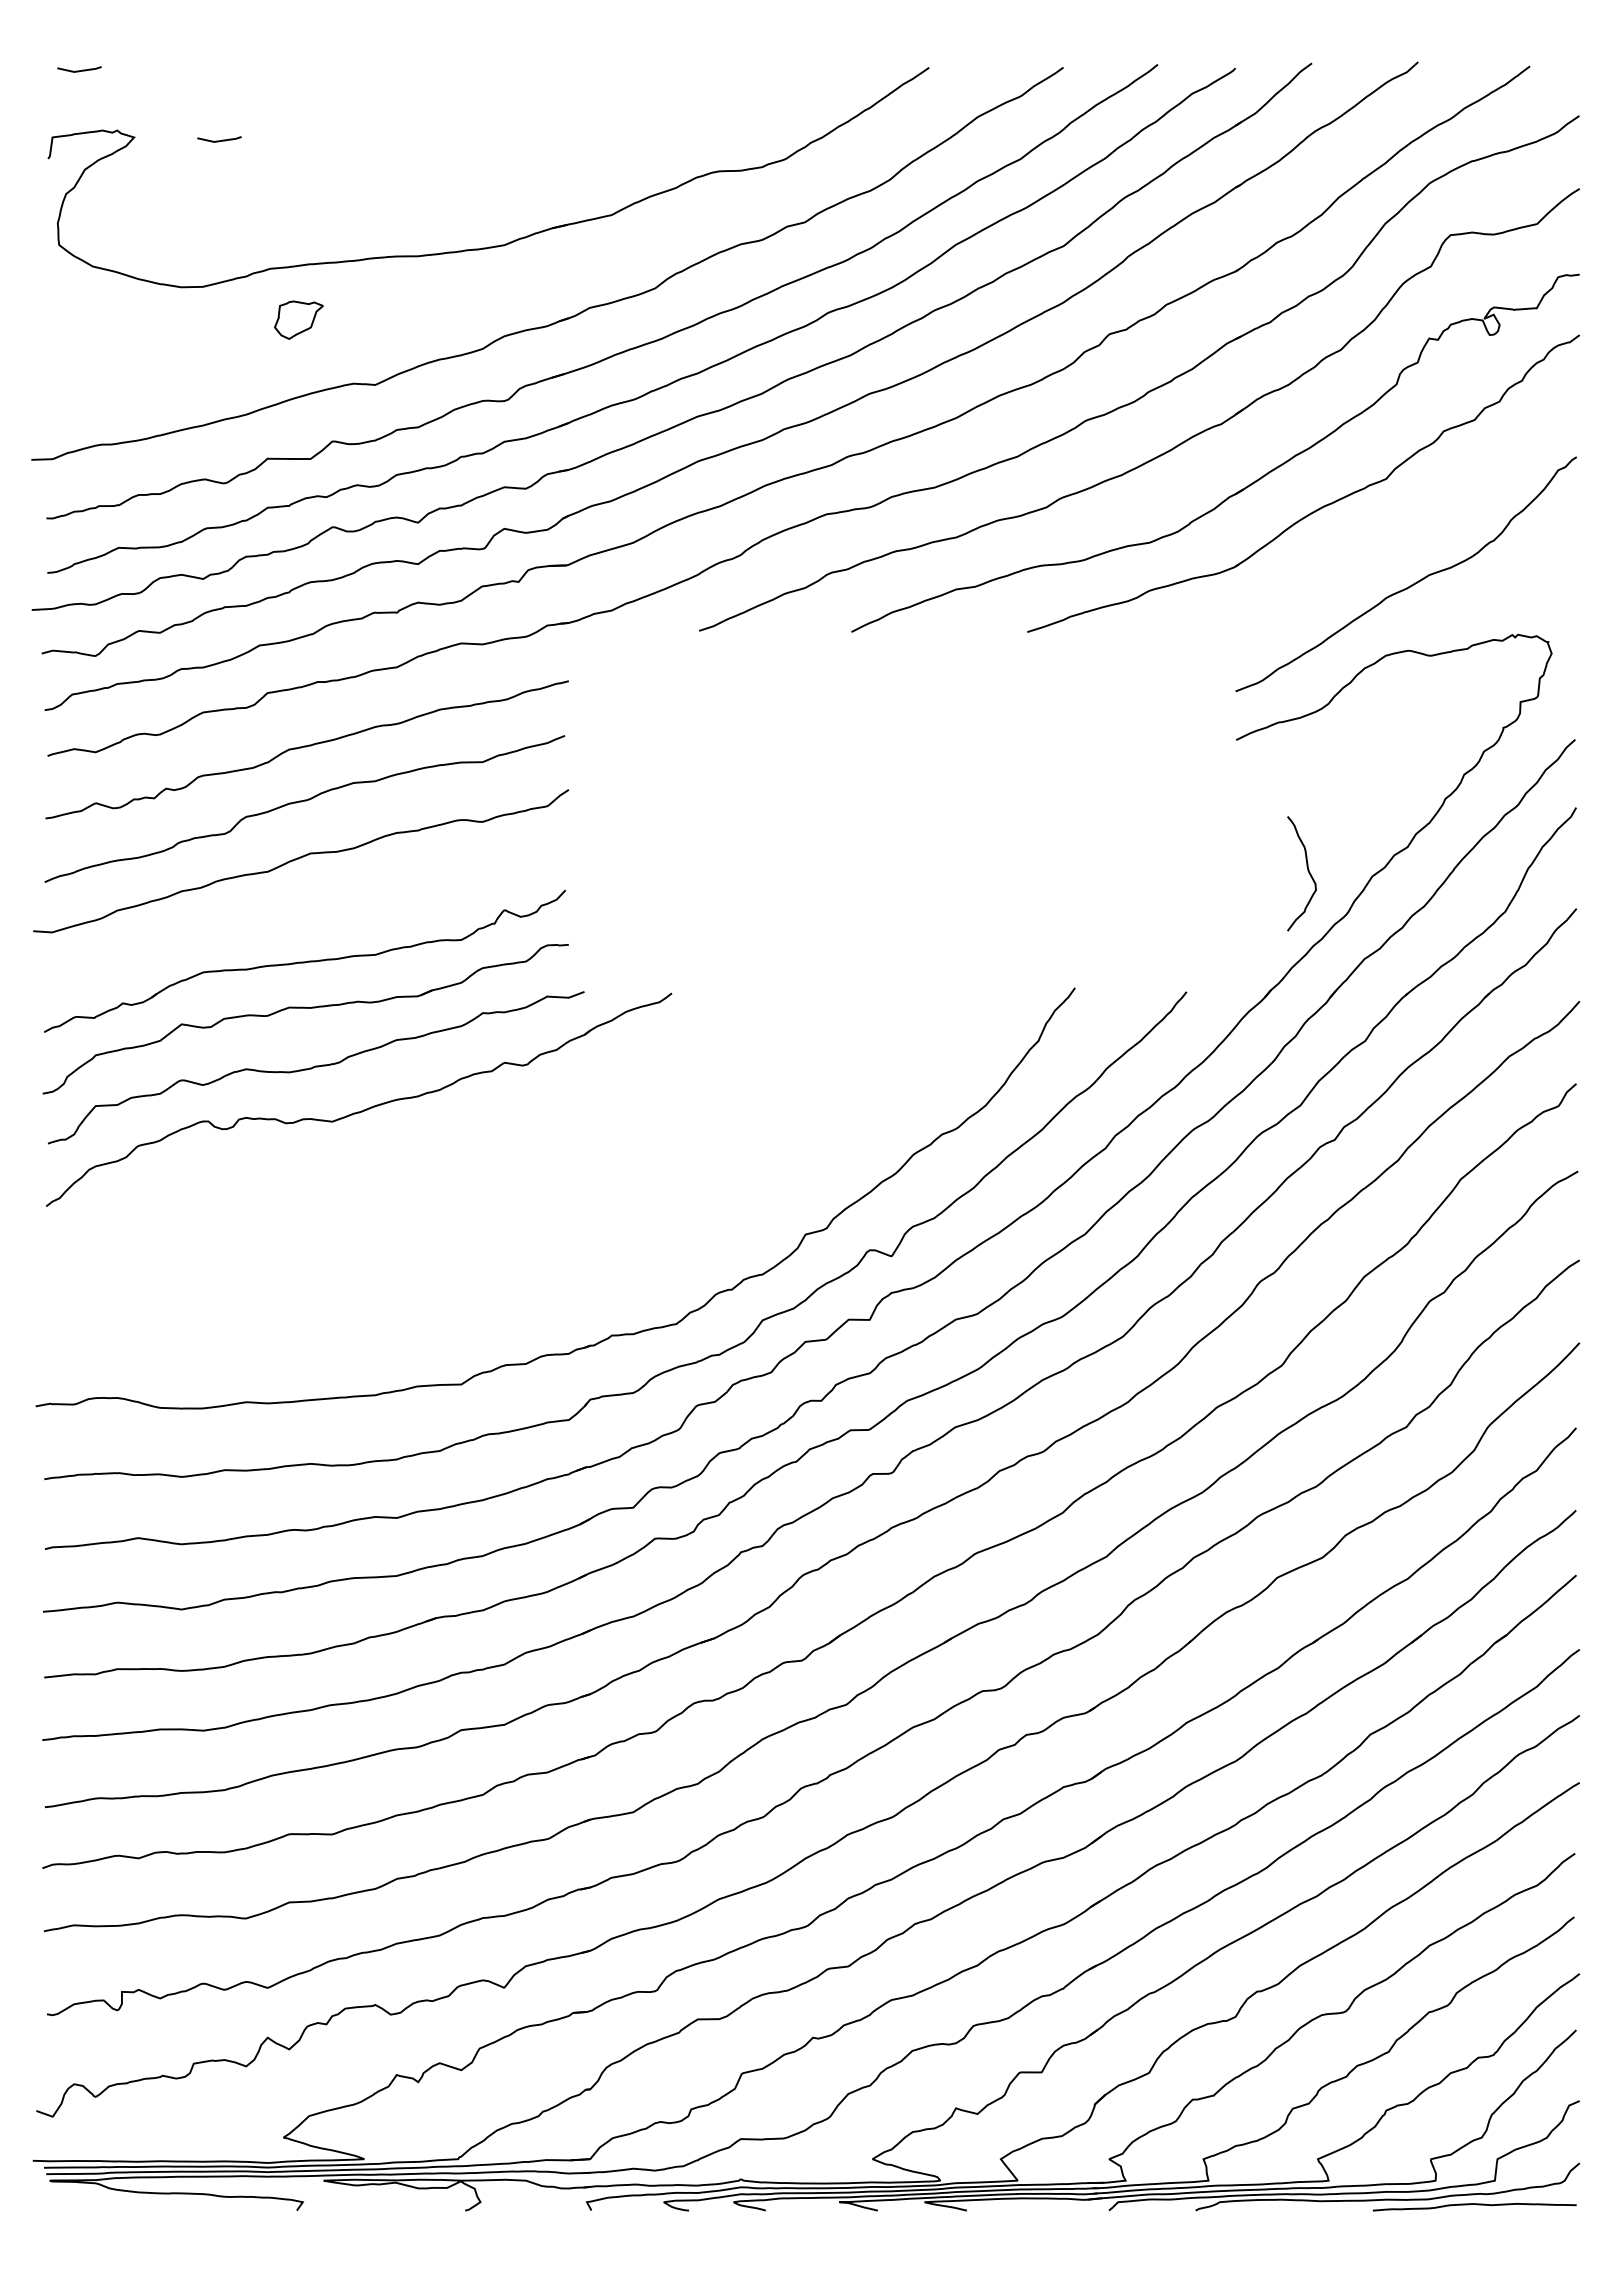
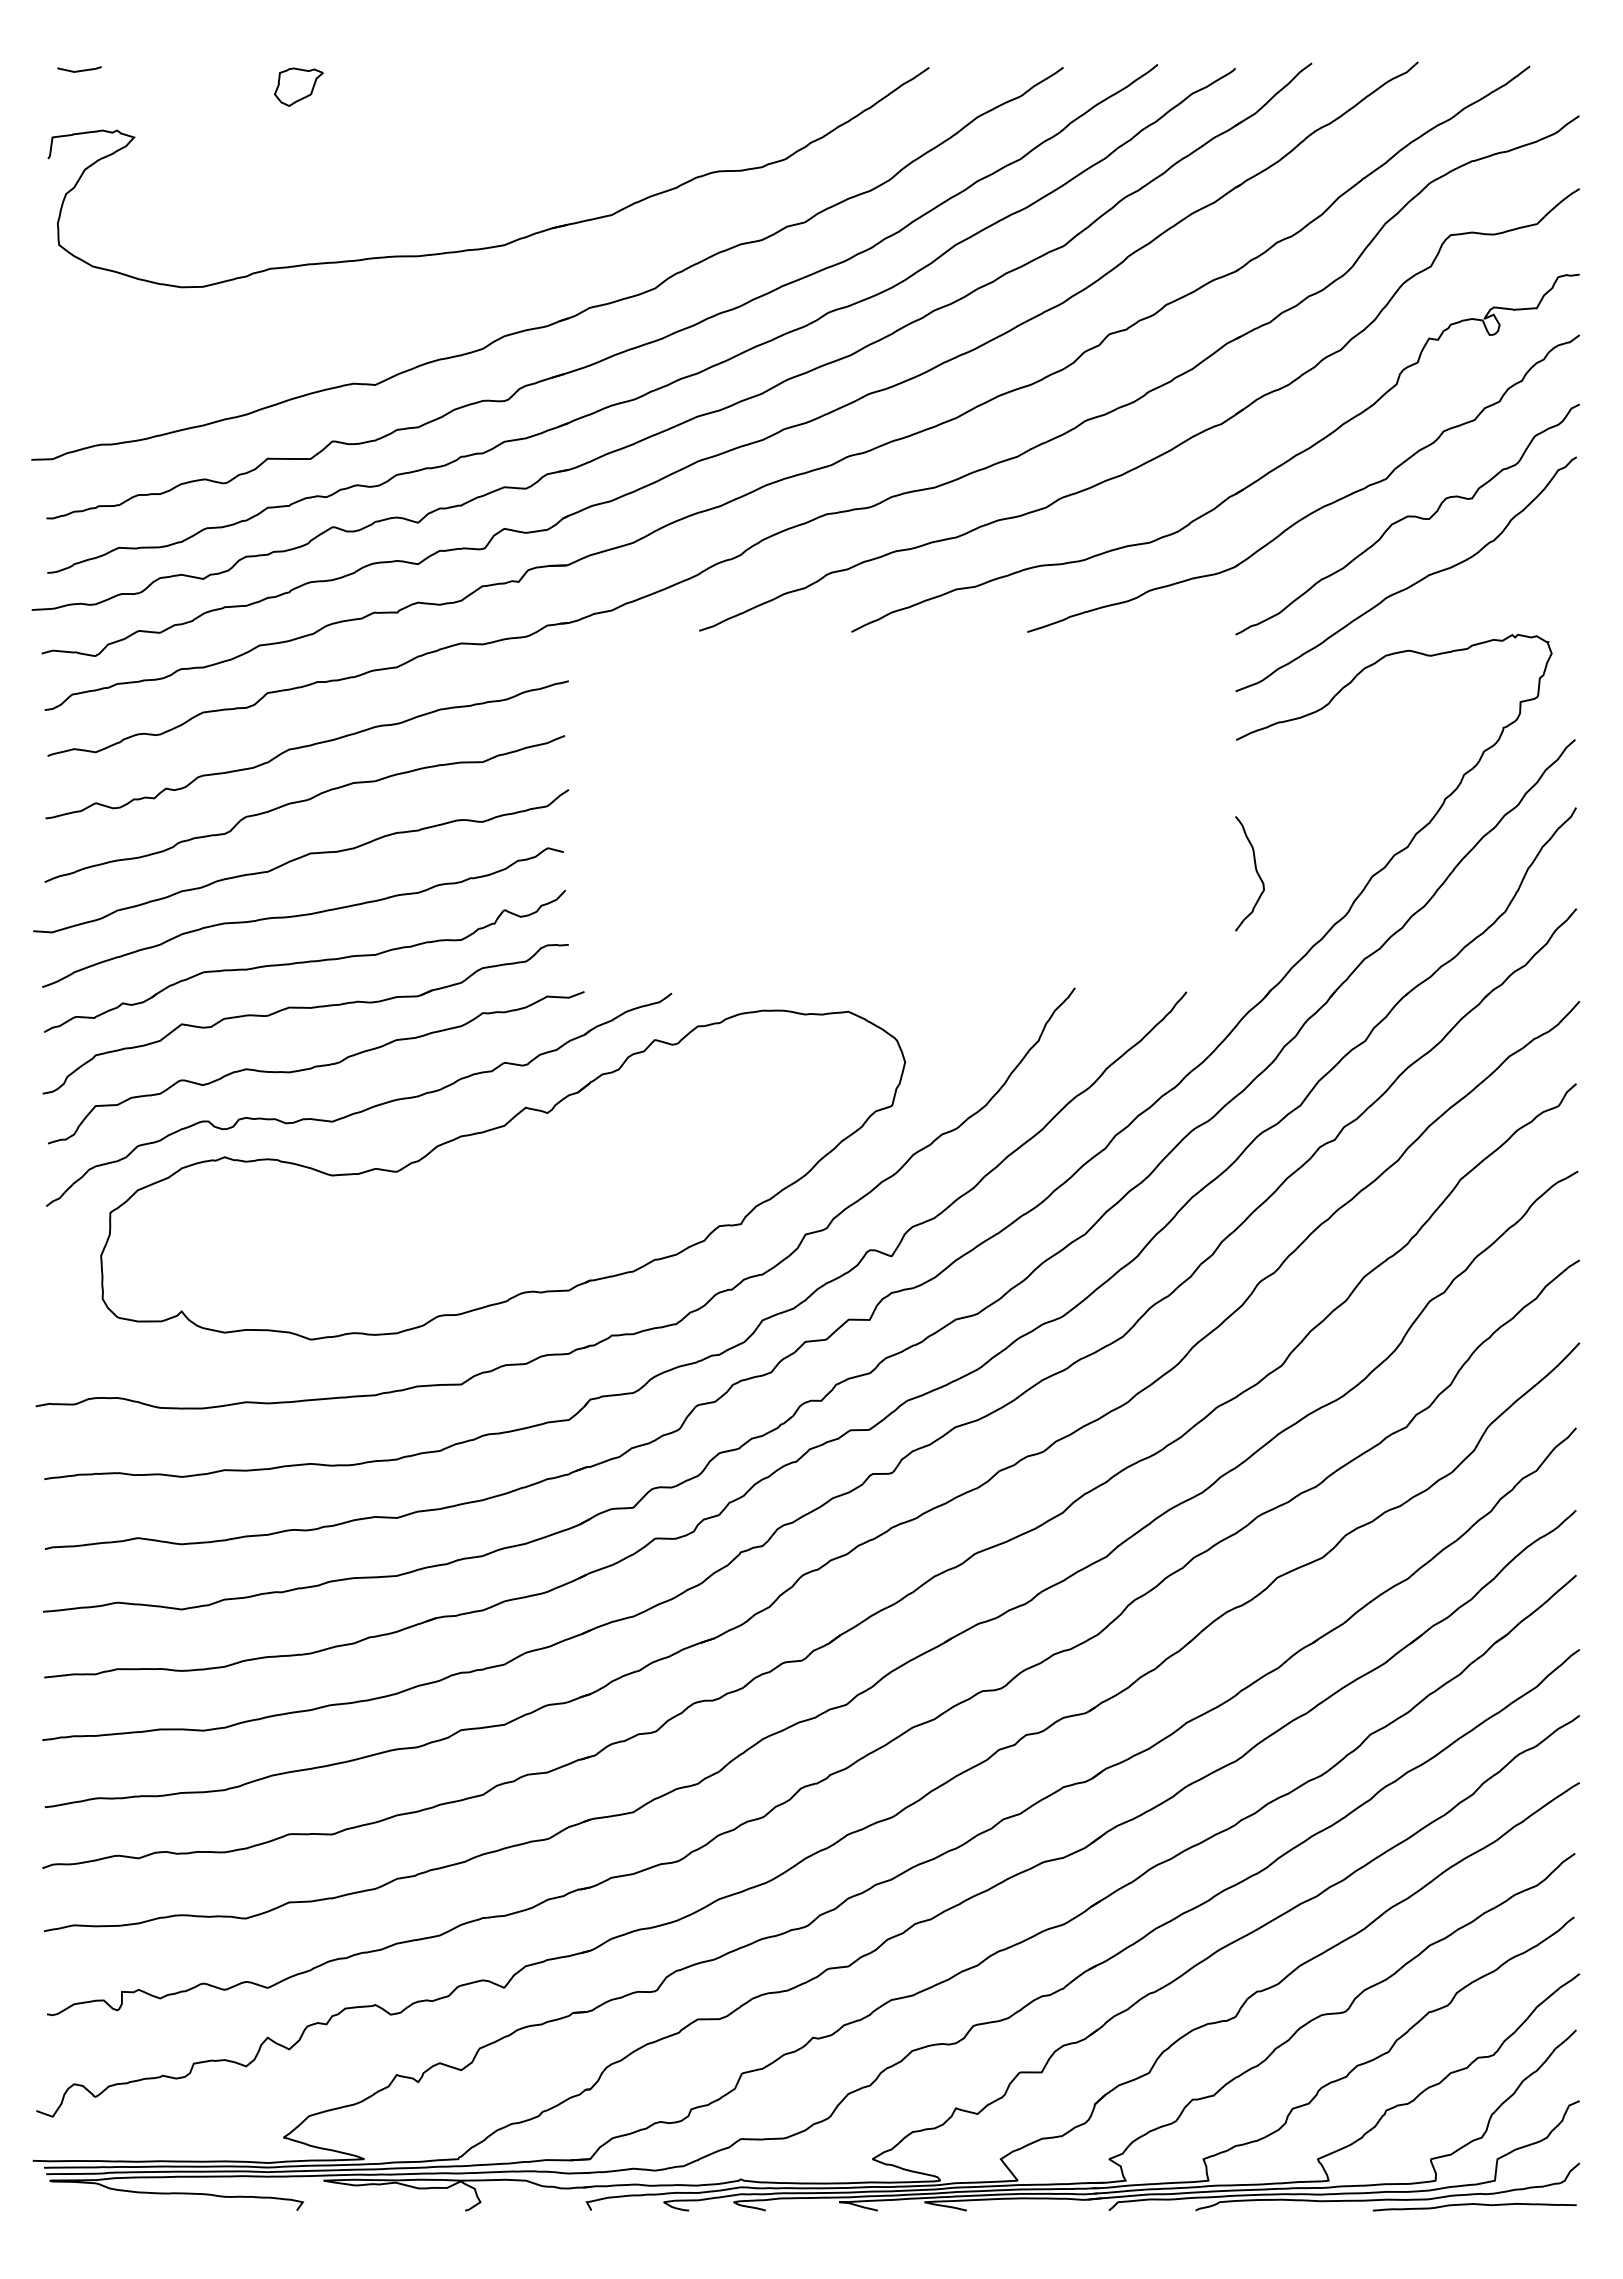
curve: present -> none (219, 140)
part position: (298, 319) -> (298, 86) (298, 86)
curve: none -> present (1406, 518)
curve position: (1307, 870) -> (1255, 870) (1255, 870)
curve: none -> present (302, 916)
part: none -> present (502, 1174)
